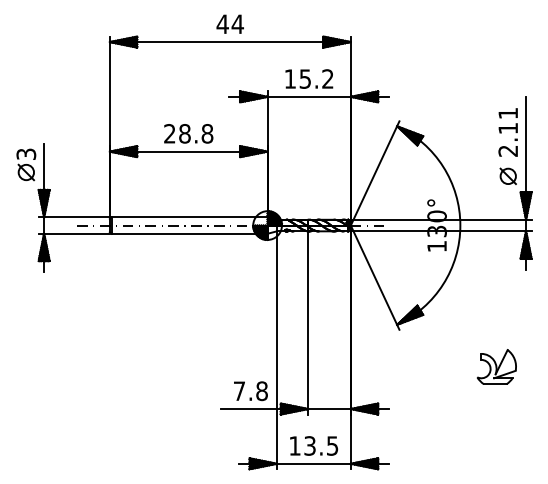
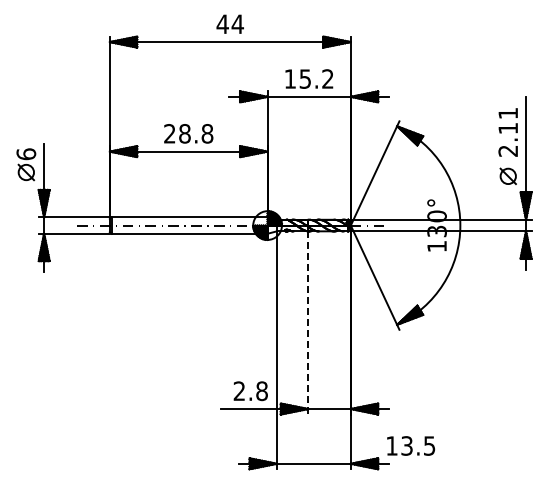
text: 3 -> 6 (26, 154)
line: solid -> dashed (308, 322)
part: present -> none (496, 366)
text: 7.8 -> 2.8 (238, 390)
text position: (314, 445) -> (411, 445) (411, 445)
